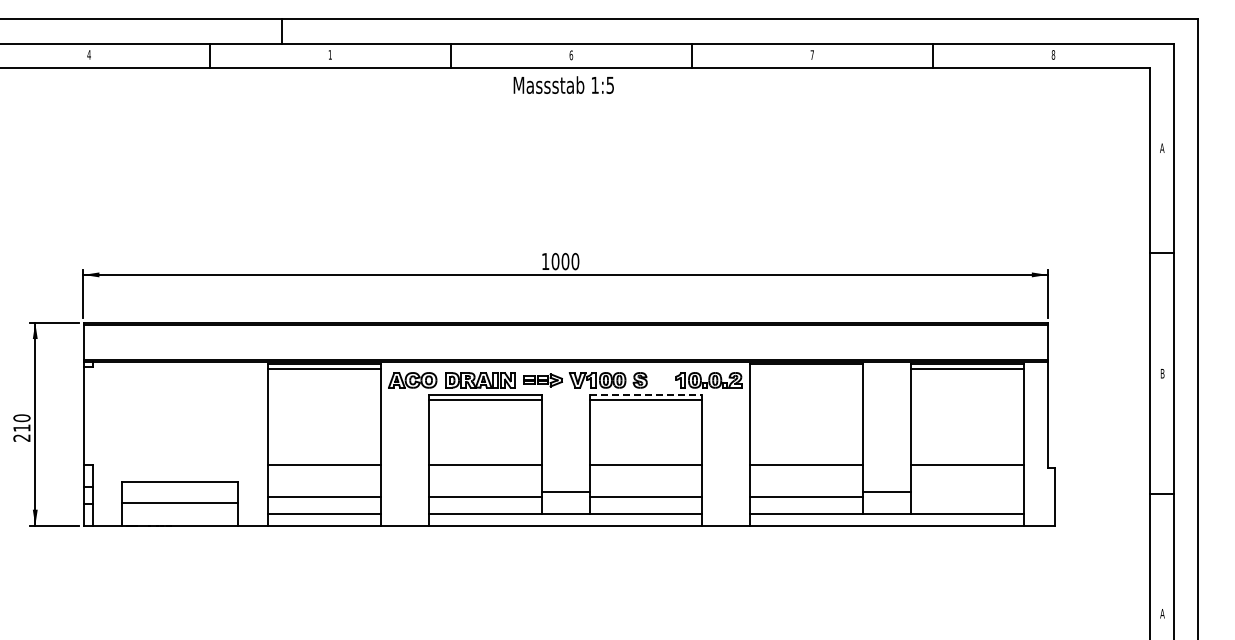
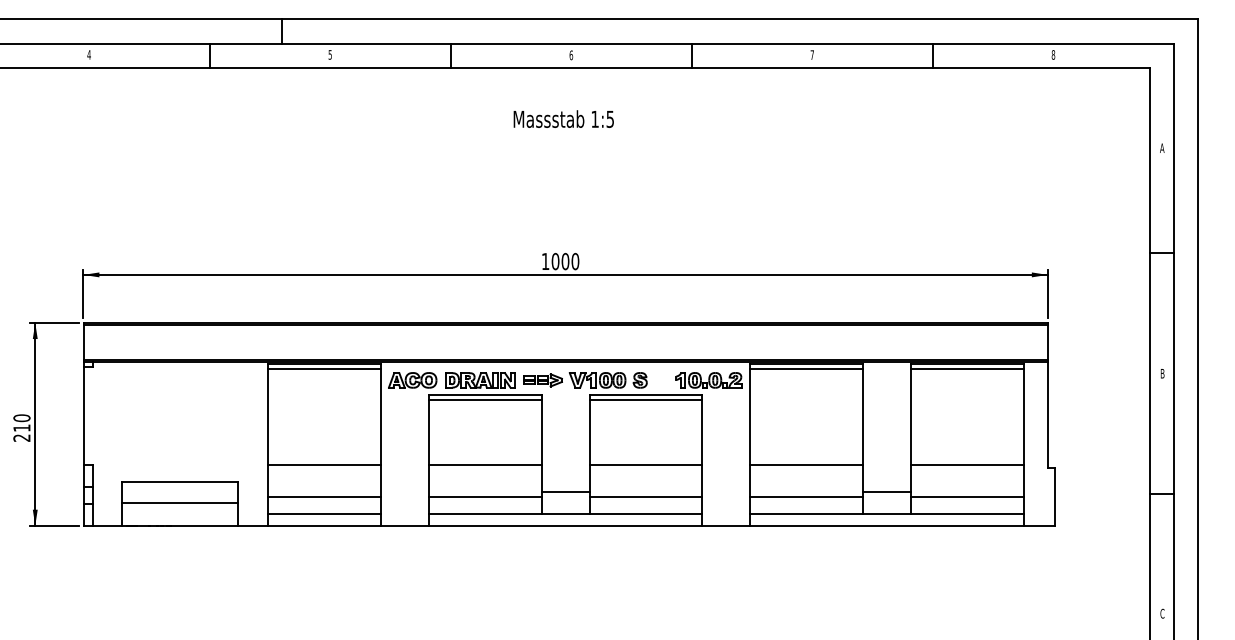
text: 1 -> 5 (329, 54)
text position: (563, 84) -> (563, 118) (563, 118)
line: none -> present (806, 368)
line: dashed -> solid (646, 395)
line: none -> present (967, 496)
text: A -> C (1162, 613)
